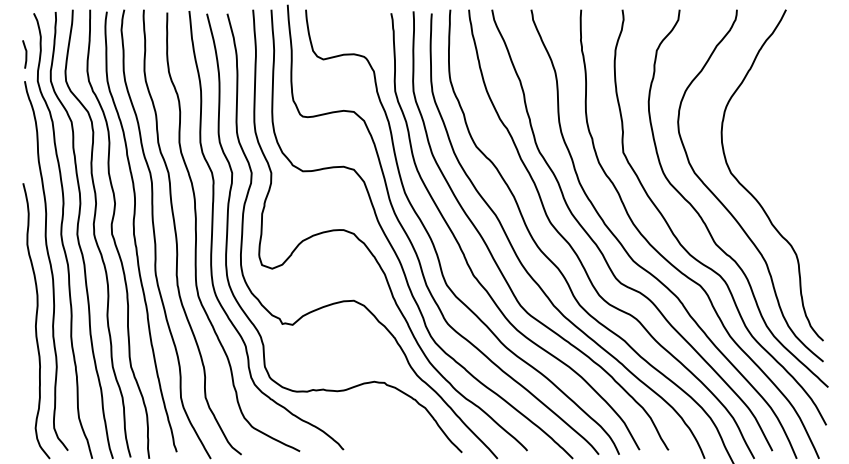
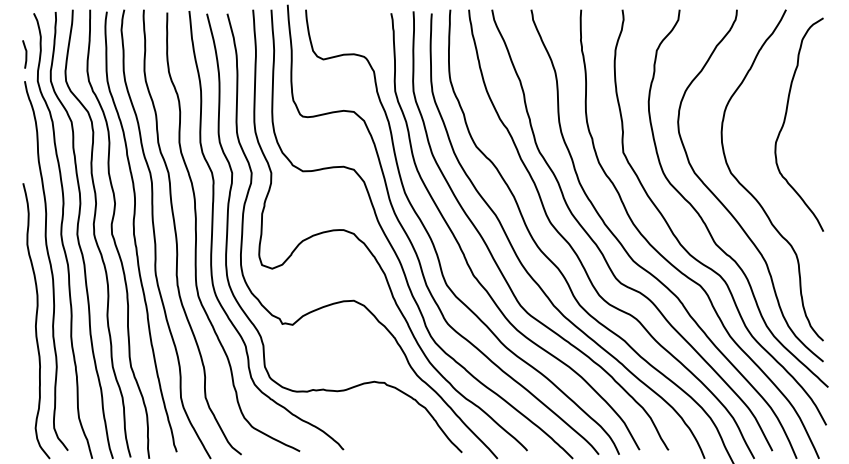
curve: none -> present (785, 121)
